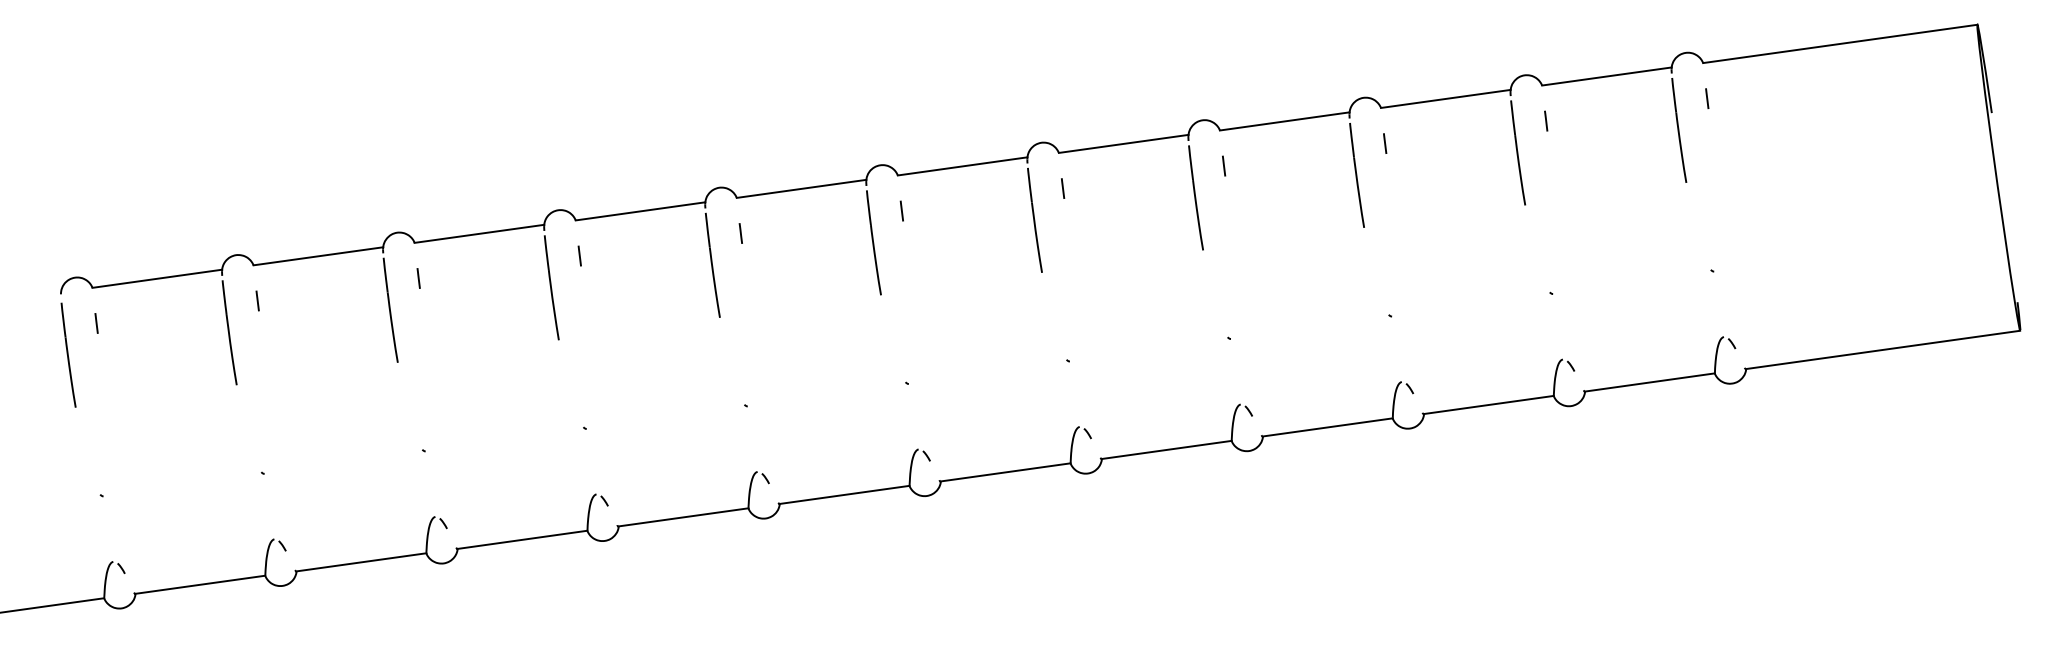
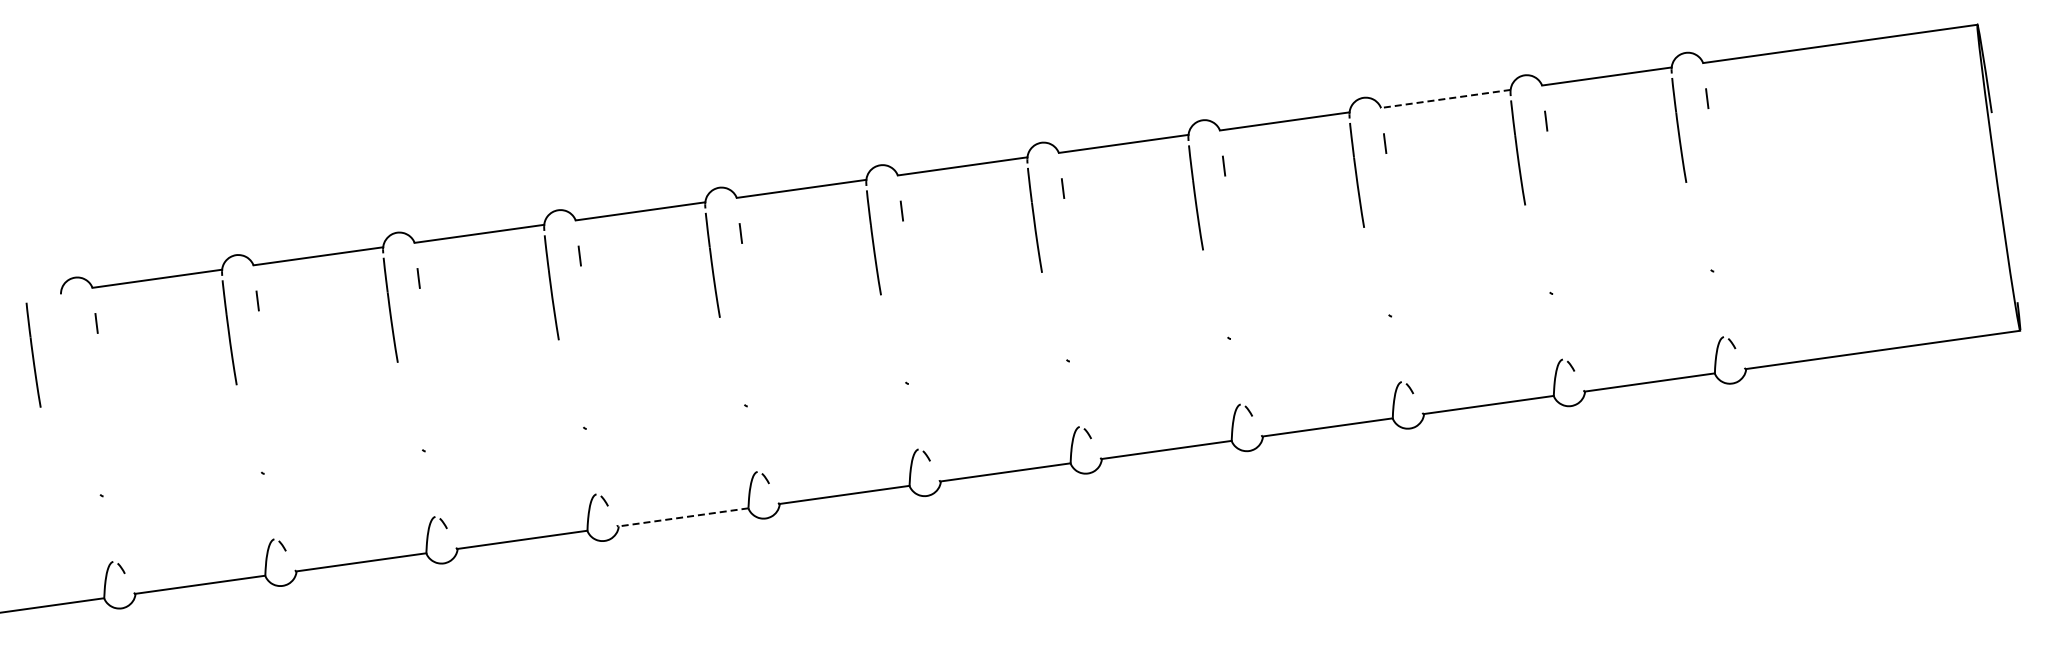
line: solid -> dashed (1445, 99)
line position: (68, 354) -> (33, 354) (33, 354)
line: solid -> dashed (683, 517)
